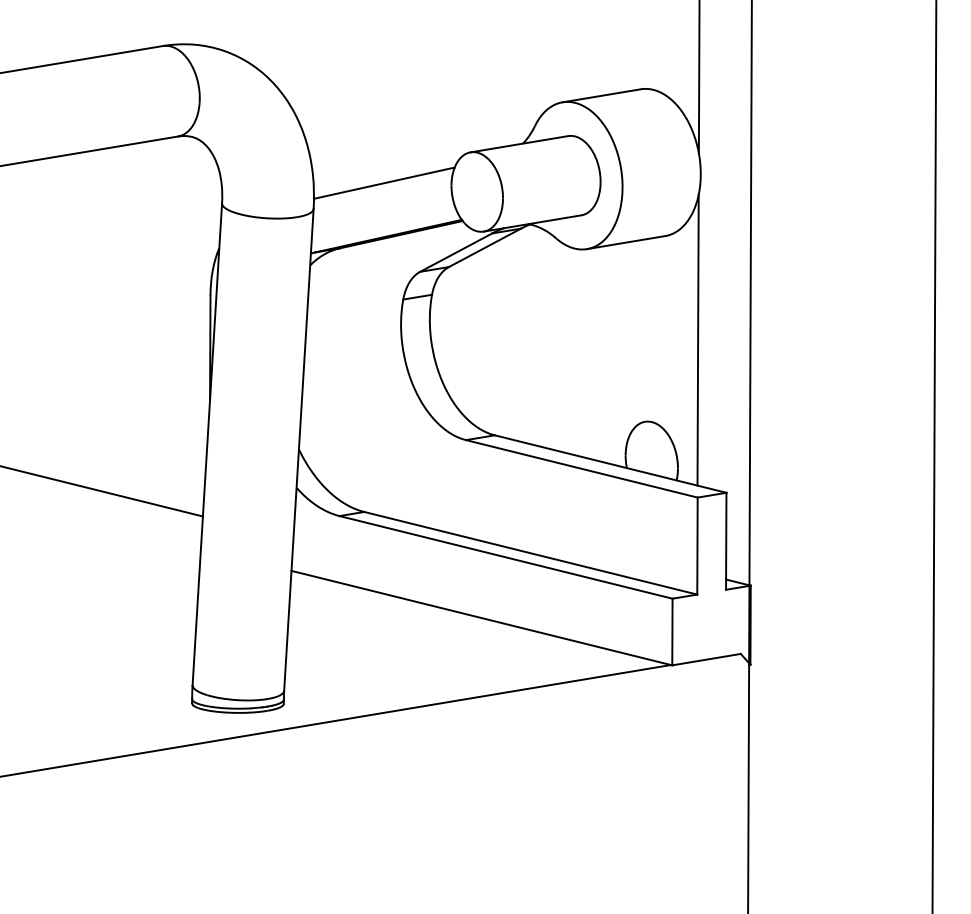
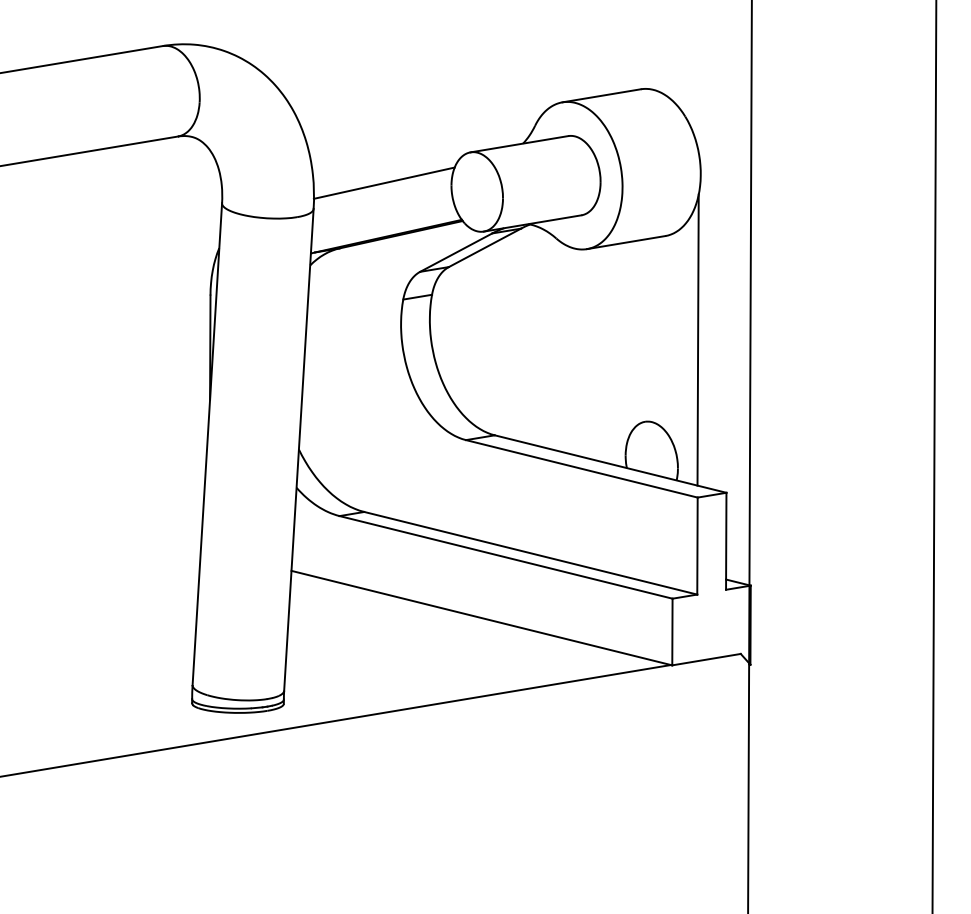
line: present -> none (698, 77)
line: present -> none (102, 491)
